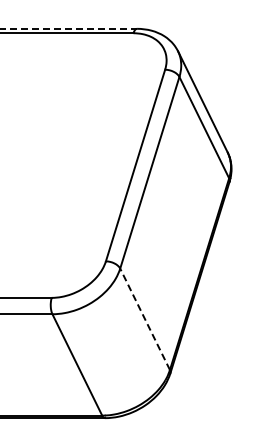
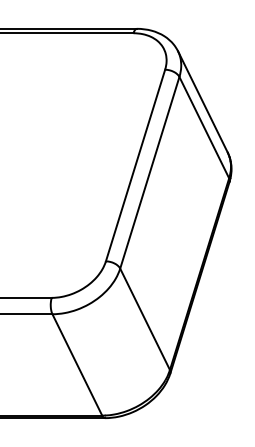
line: dashed -> solid (69, 28)
line: dashed -> solid (144, 318)
